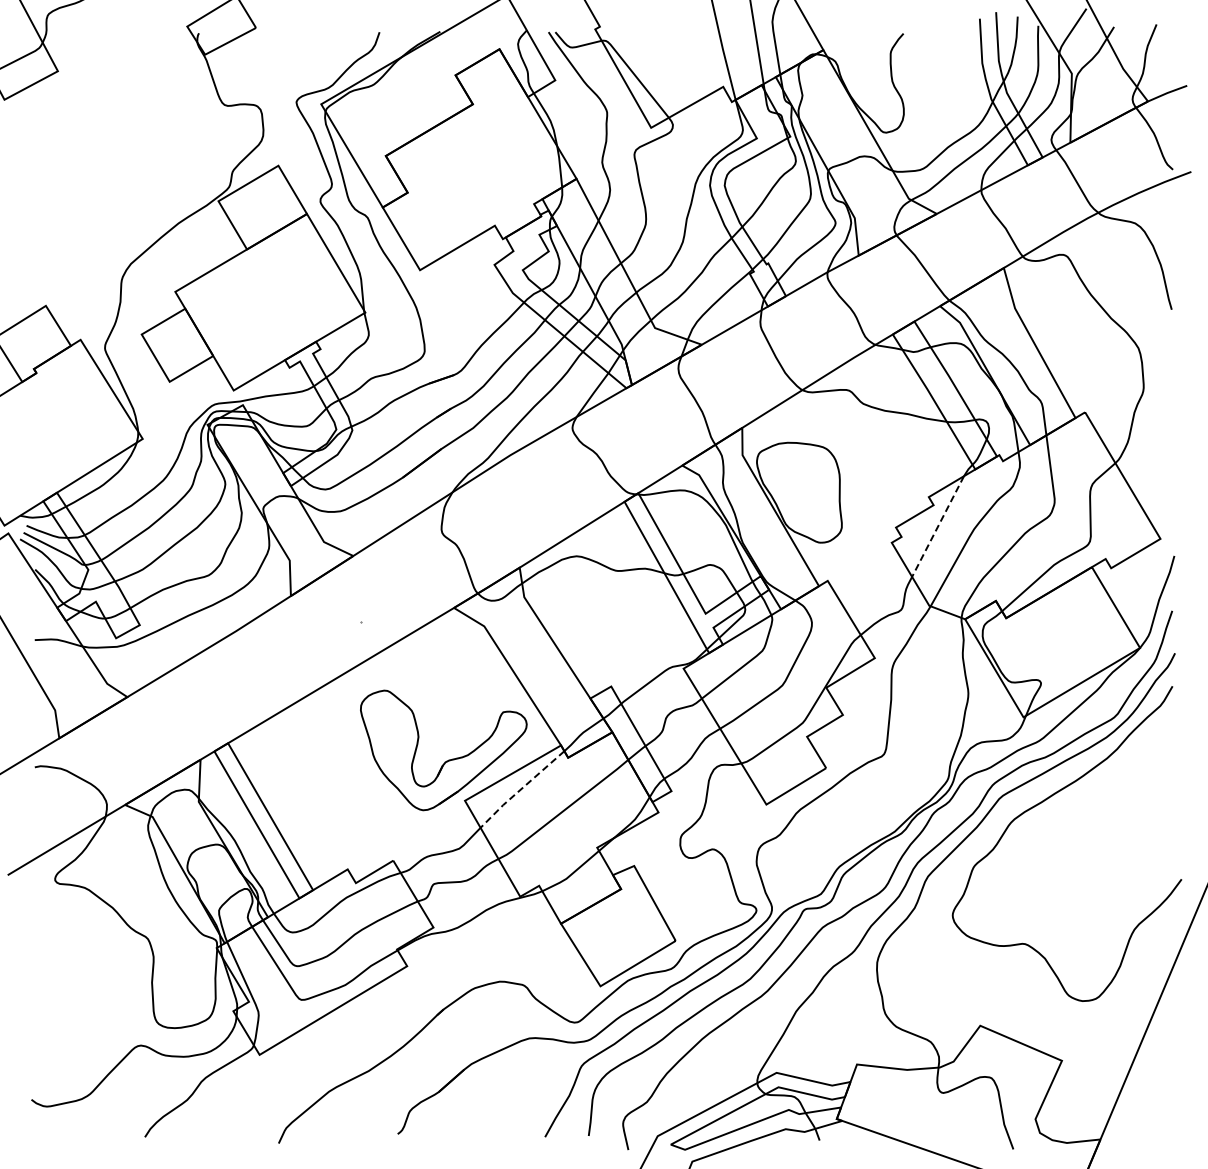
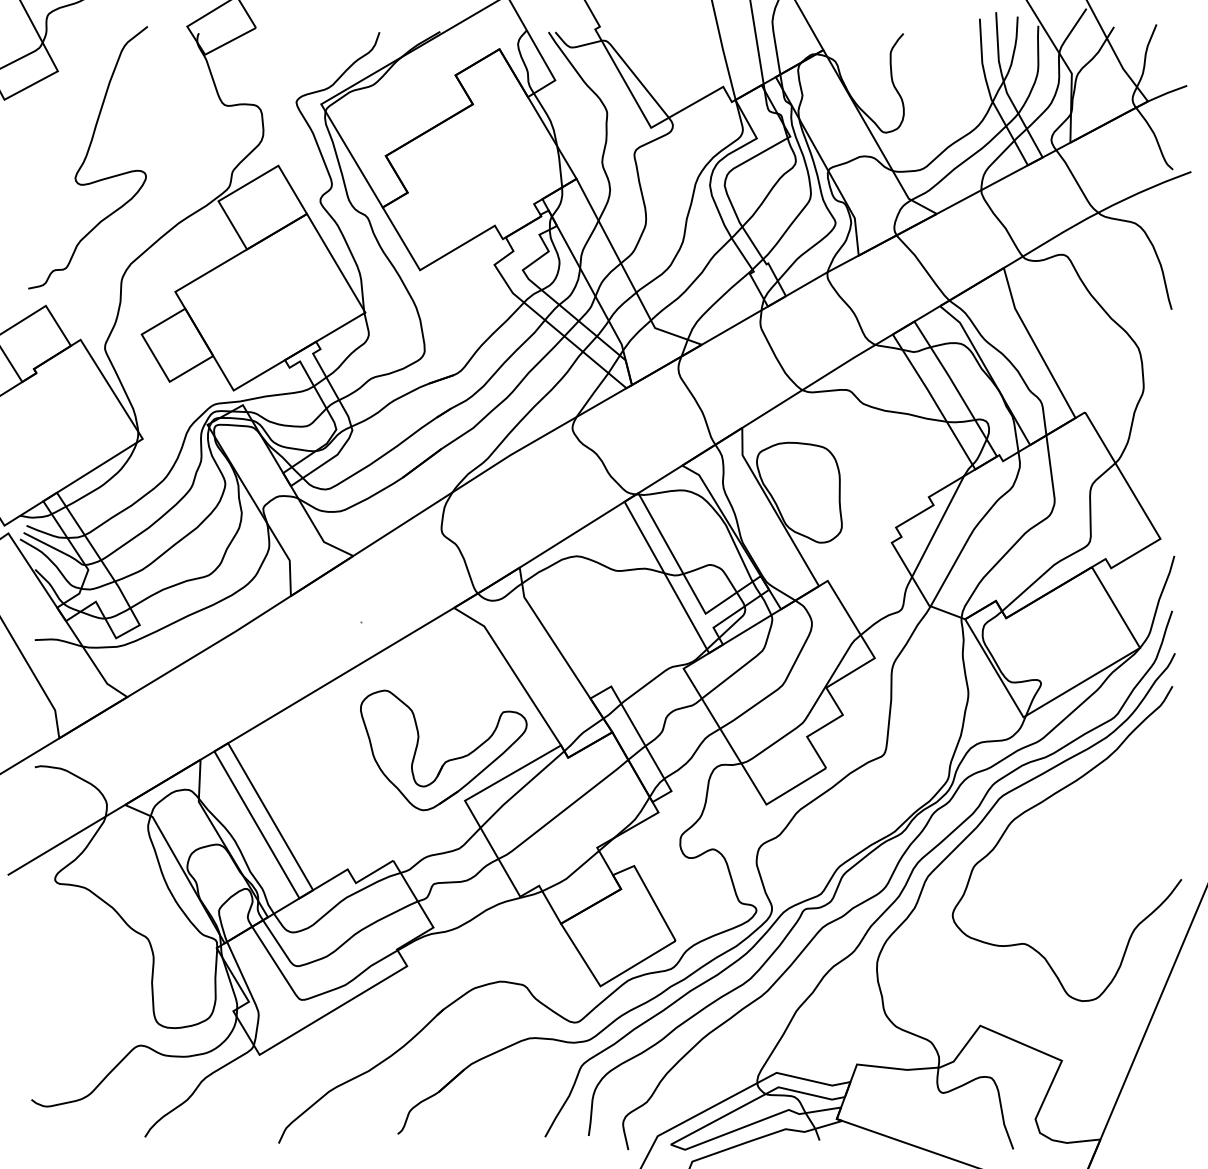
curve: none -> present (87, 156)
line: dashed -> solid (938, 526)
line: dashed -> solid (521, 789)
